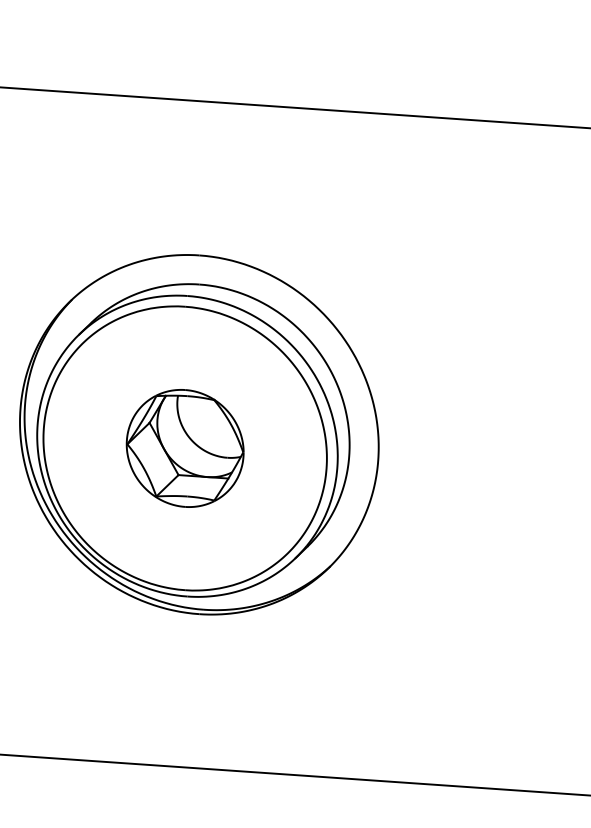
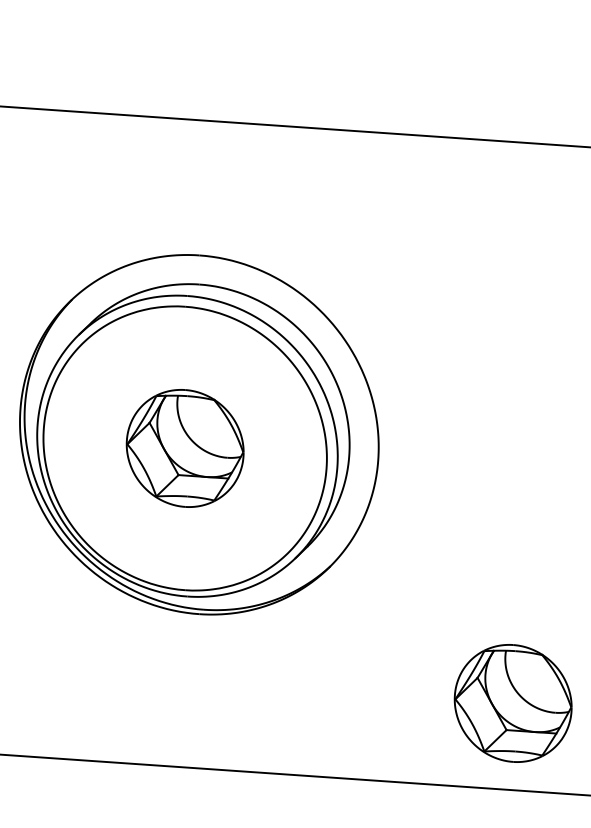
line position: (294, 107) -> (294, 126) (294, 126)
part: none -> present (512, 703)
